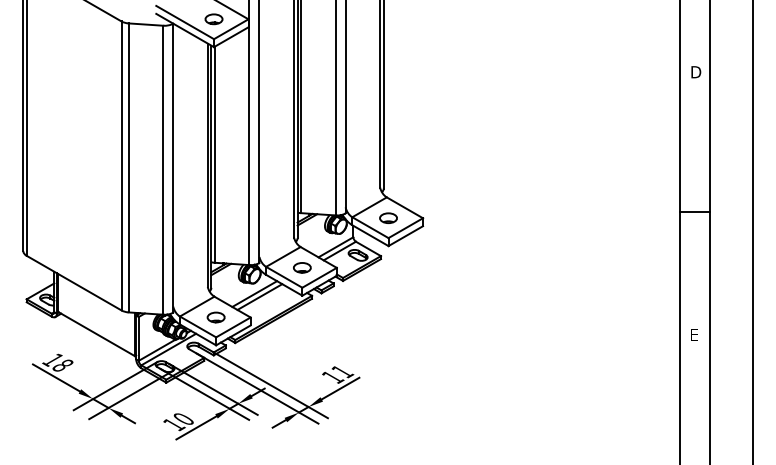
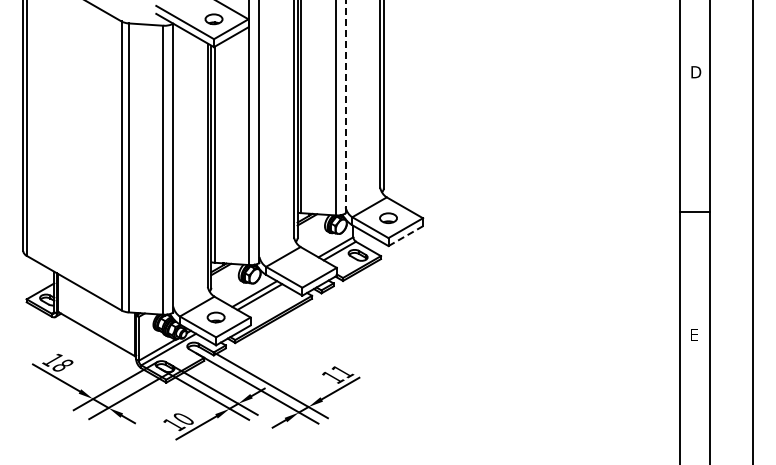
line: solid -> dashed (345, 106)
line: solid -> dashed (405, 236)
part: present -> none (302, 267)
